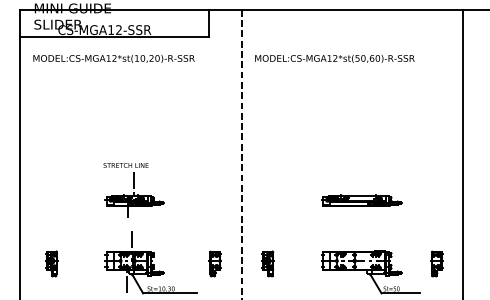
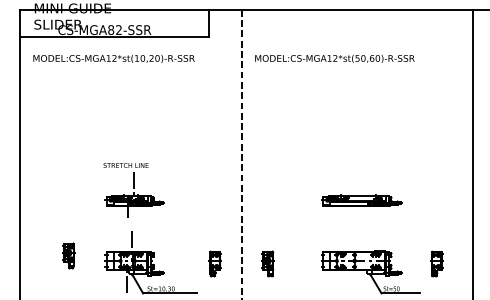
text: CS-MGA12-SSR -> CS-MGA82-SSR (111, 29)
line position: (463, 152) -> (473, 152) (473, 152)
part position: (51, 263) -> (68, 255) (68, 255)
